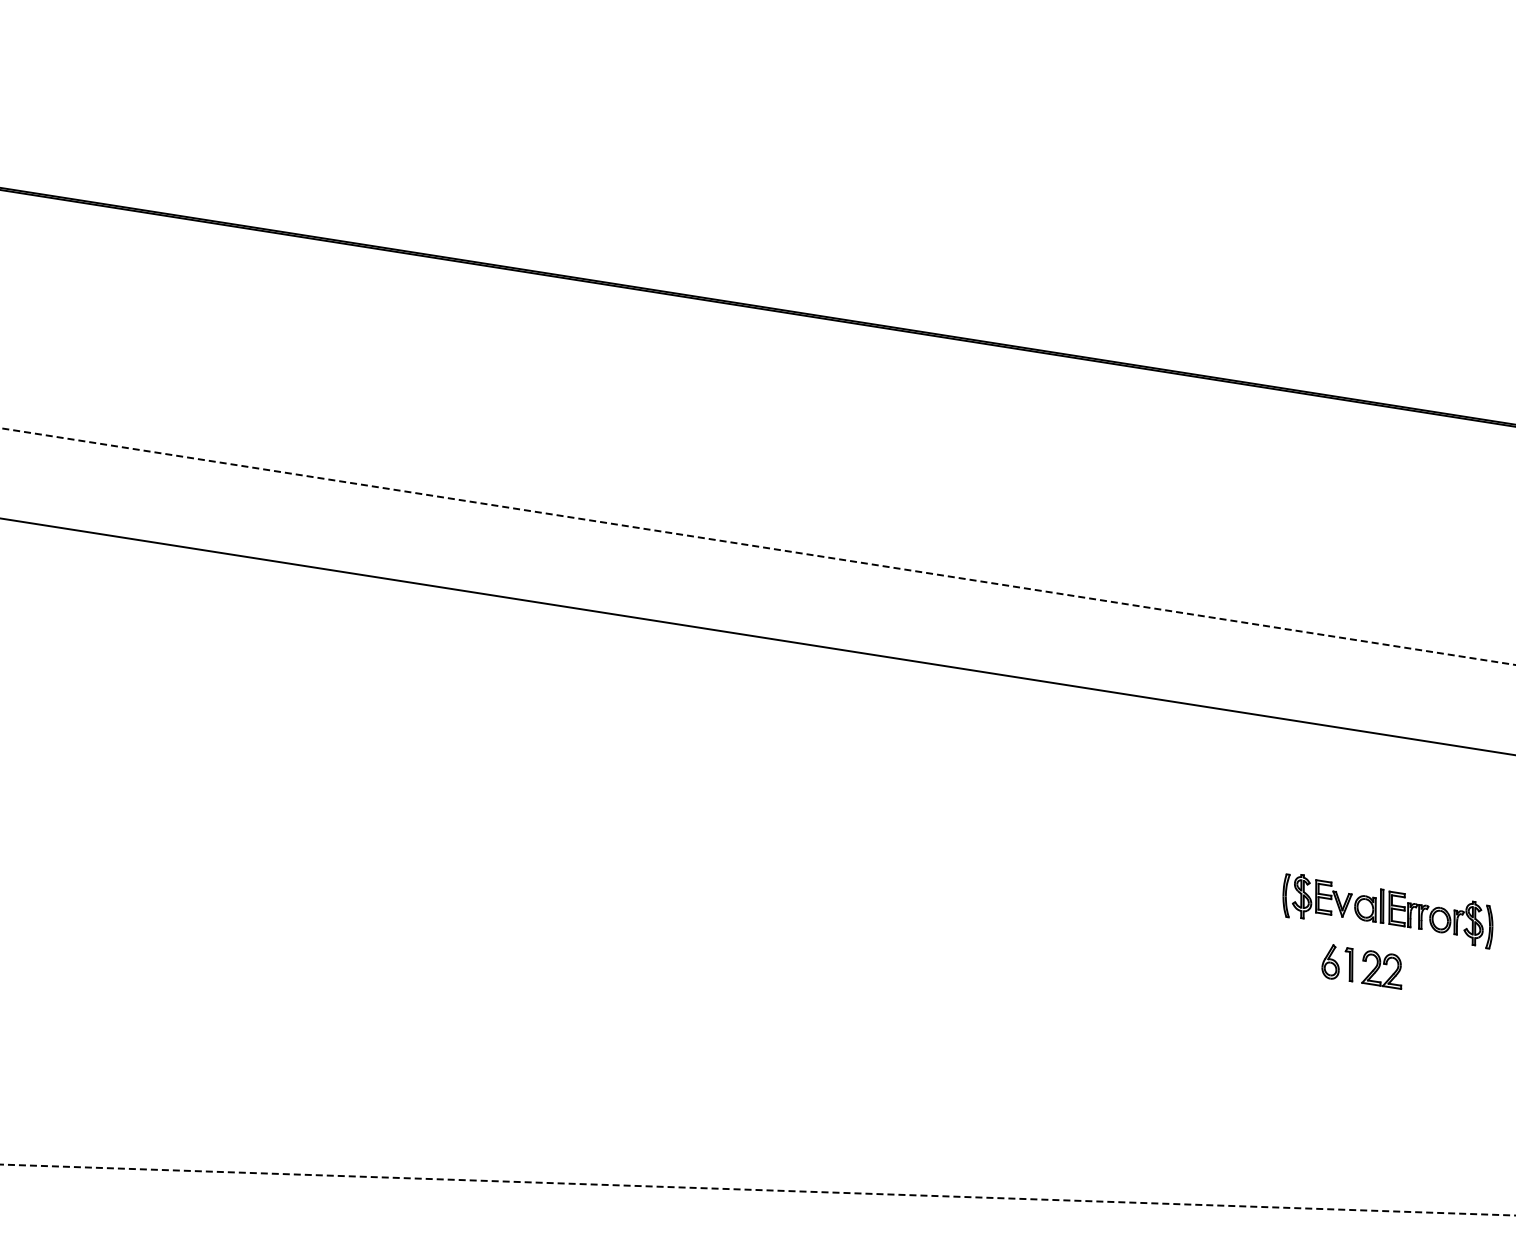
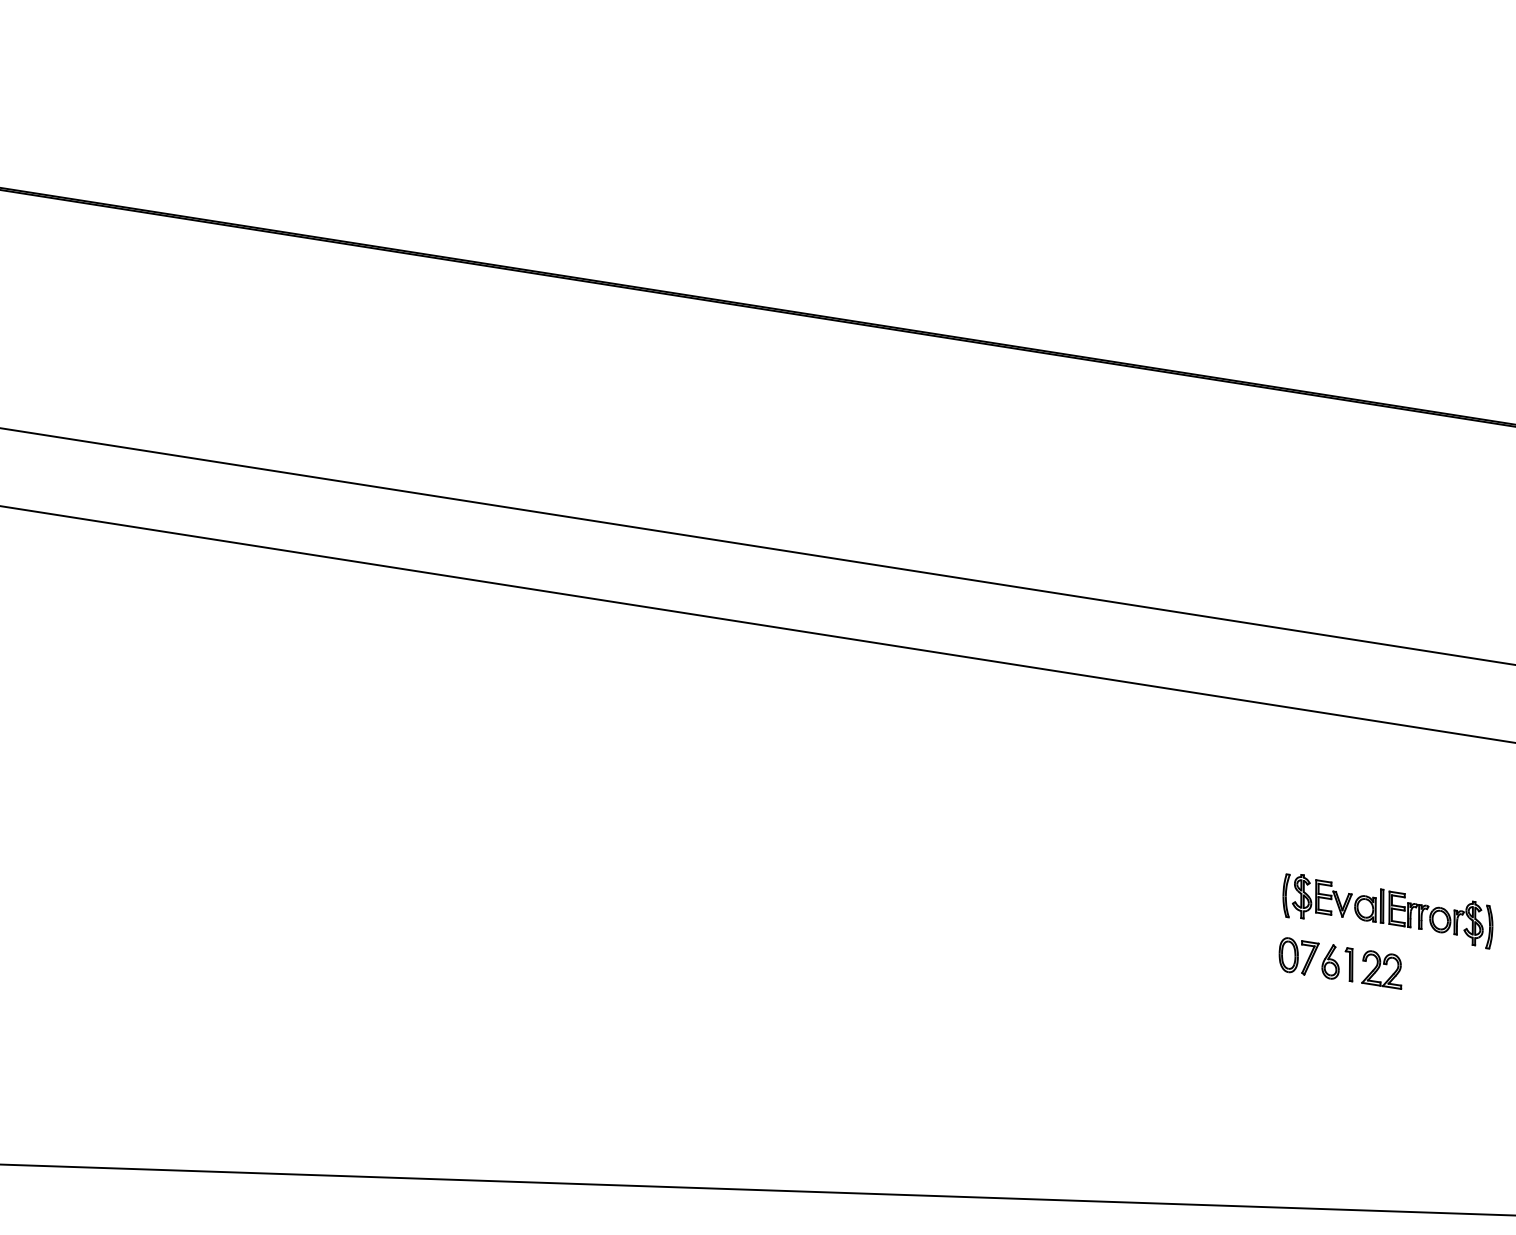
line: dashed -> solid (758, 546)
line position: (757, 636) -> (757, 624) (757, 624)
part: none -> present (1298, 956)
line: dashed -> solid (758, 1190)
